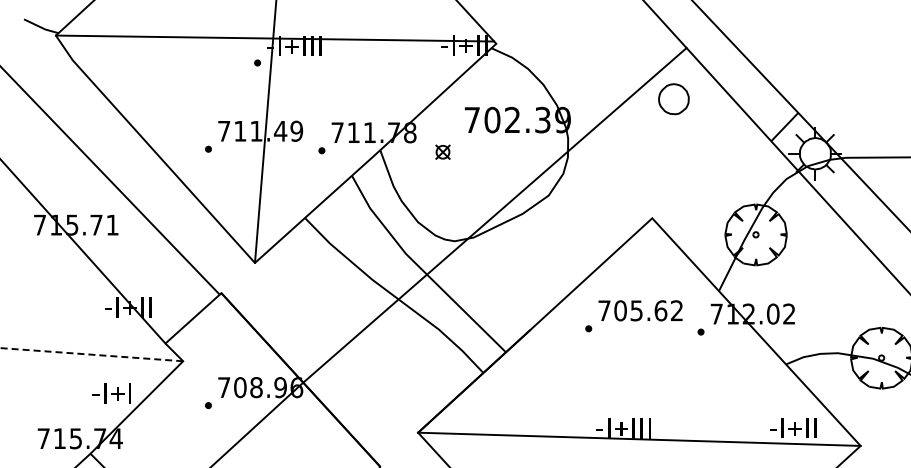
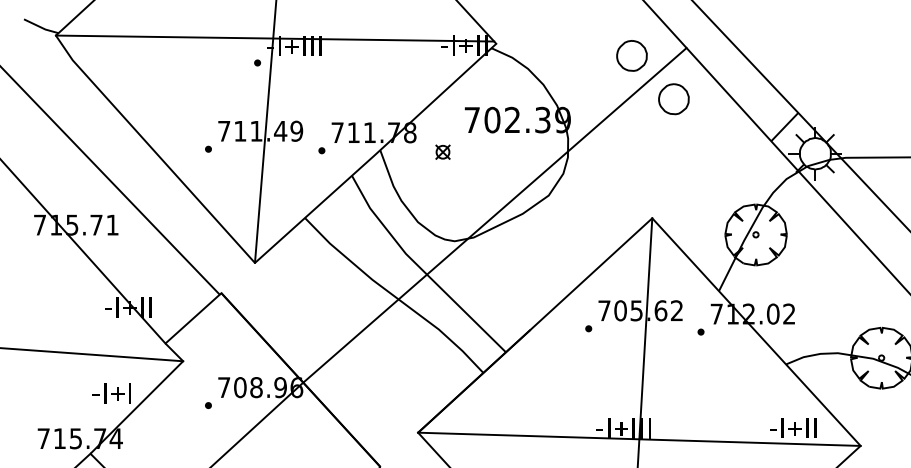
part: none -> present (631, 55)
line: none -> present (644, 341)
line: dashed -> solid (91, 354)
